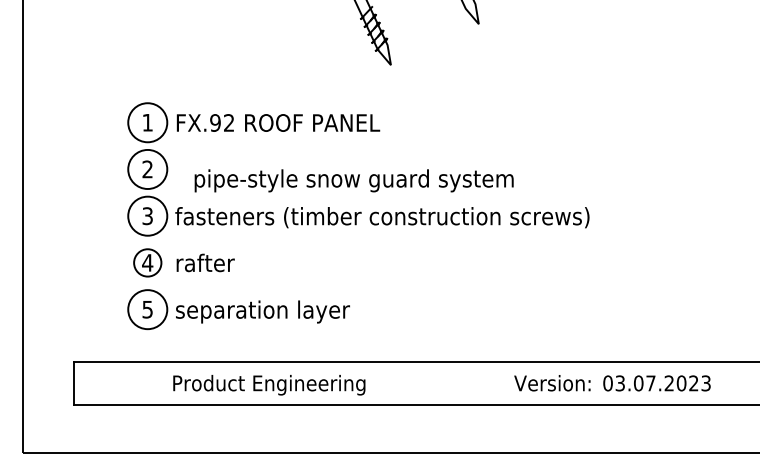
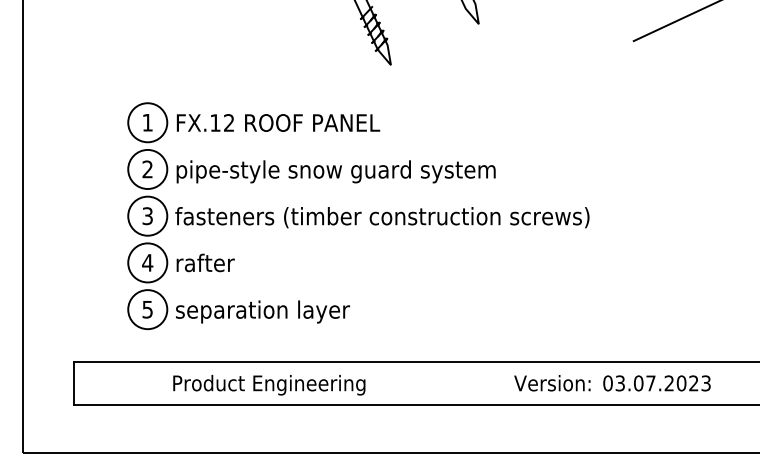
line: none -> present (675, 21)
text: FX.92 -> FX.12 (215, 122)
text position: (353, 180) -> (335, 171) (335, 171)
circle diameter: 27 px -> 39 px (147, 262)
